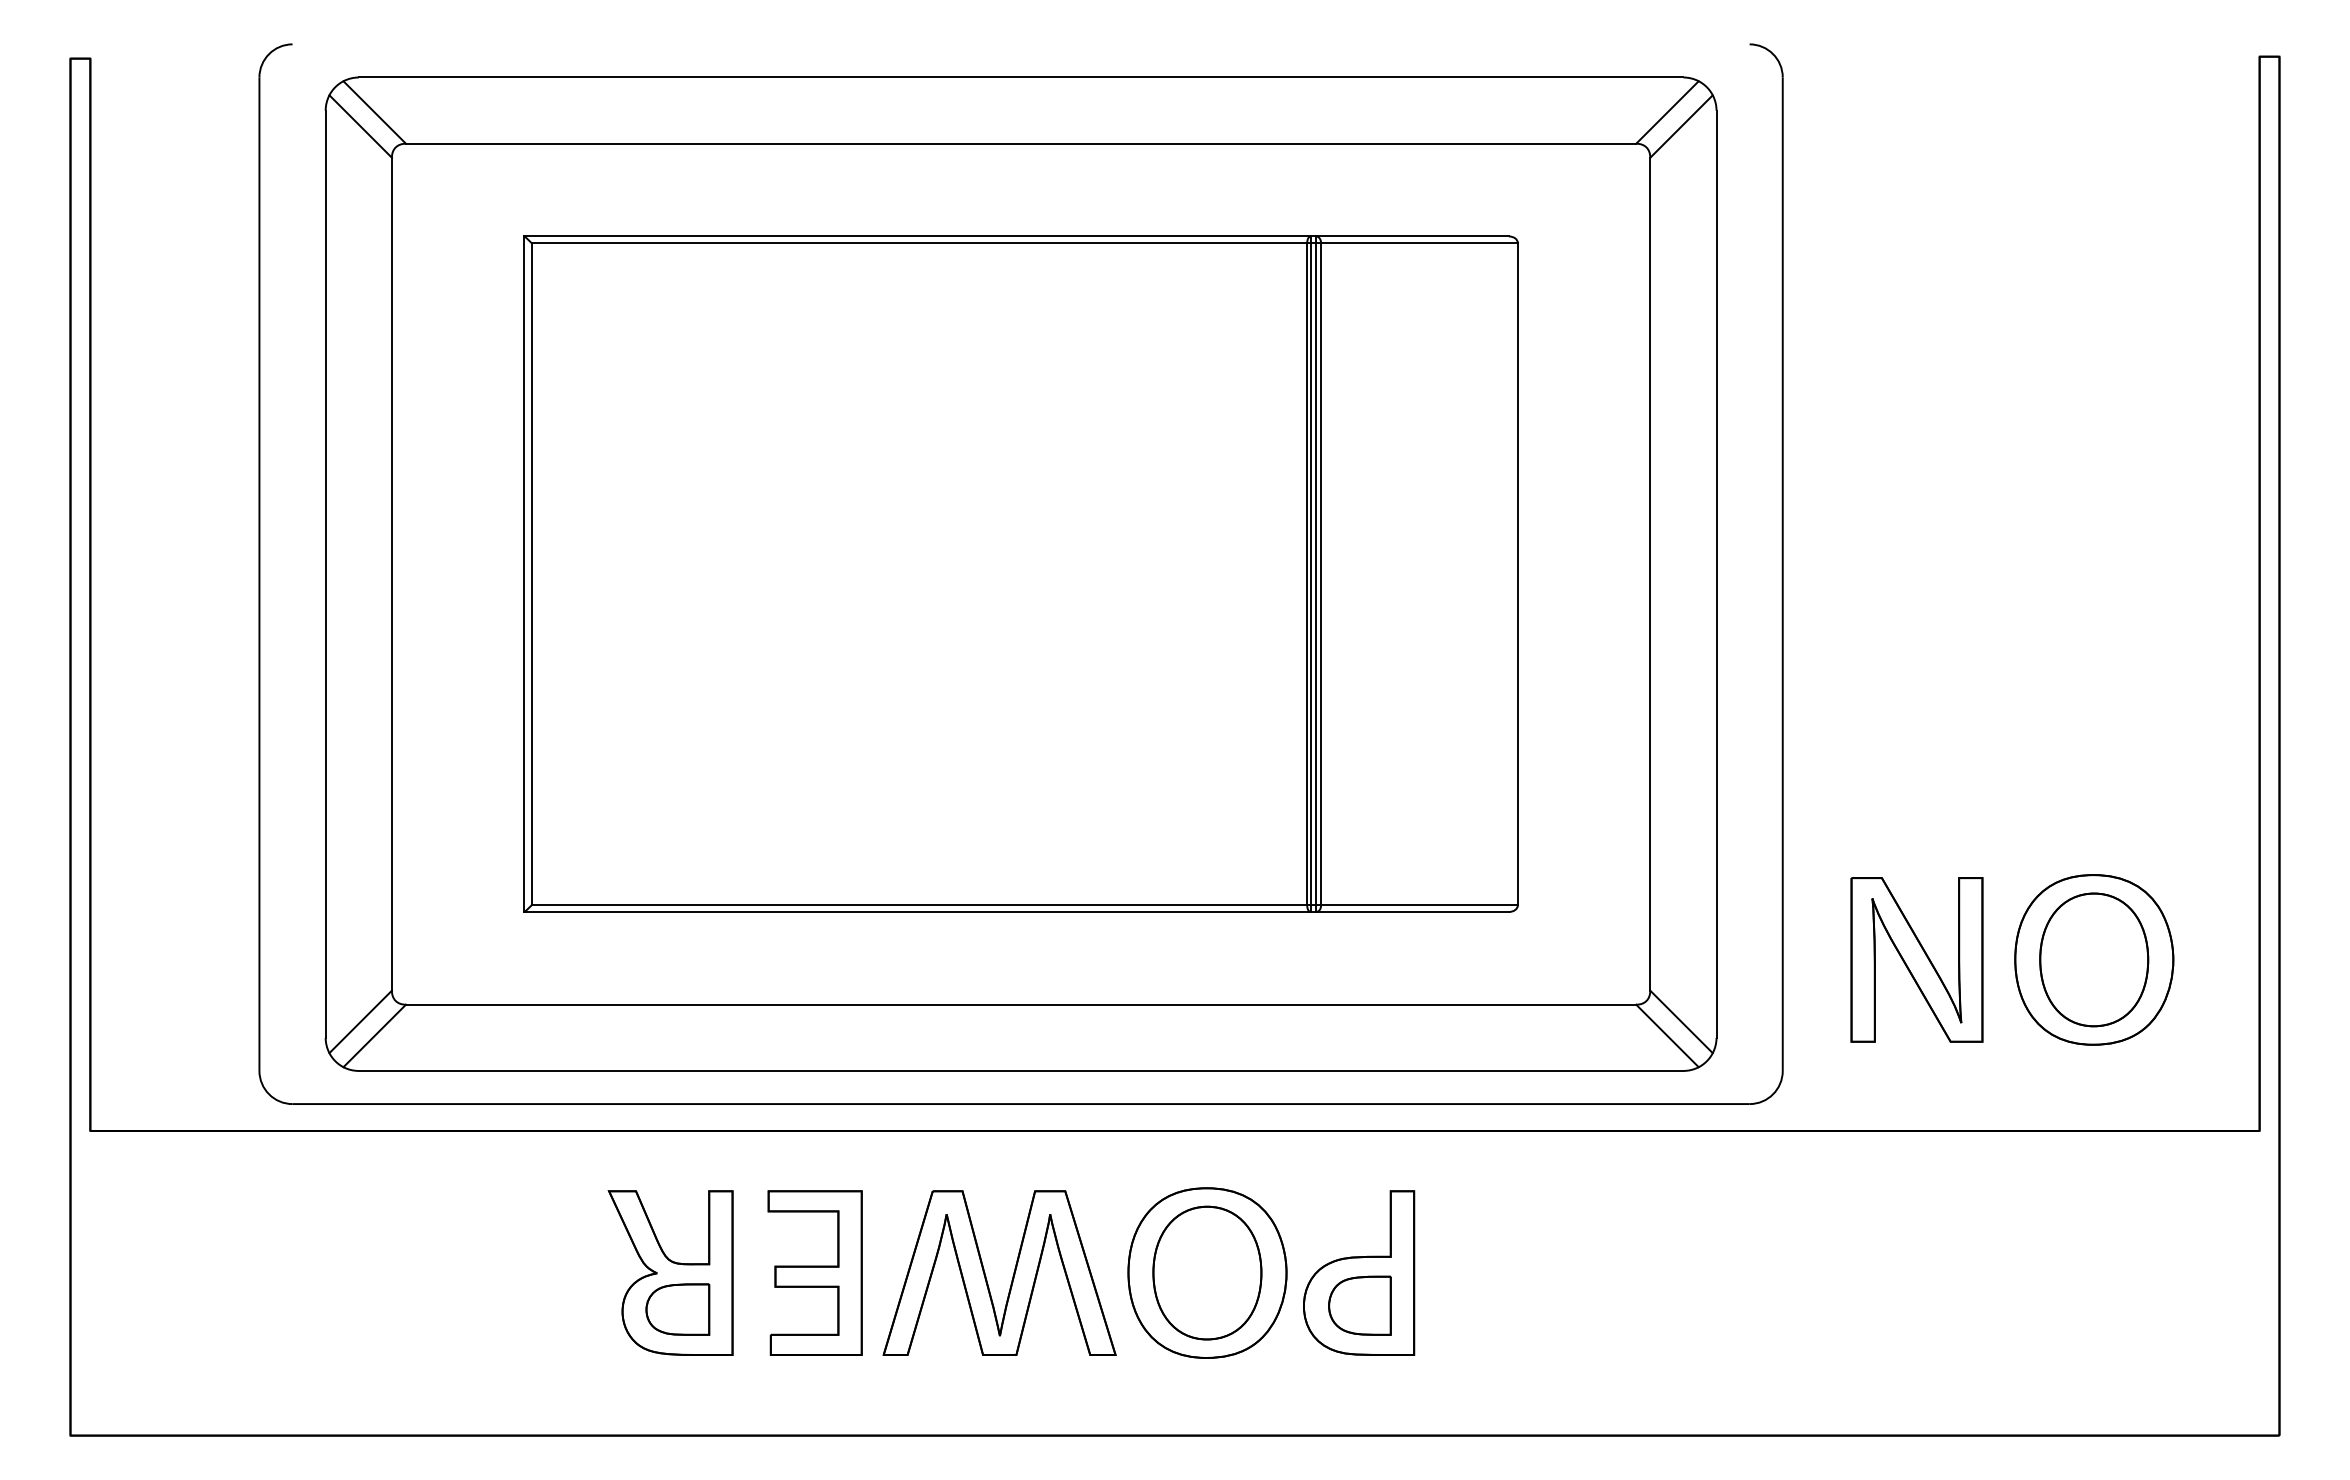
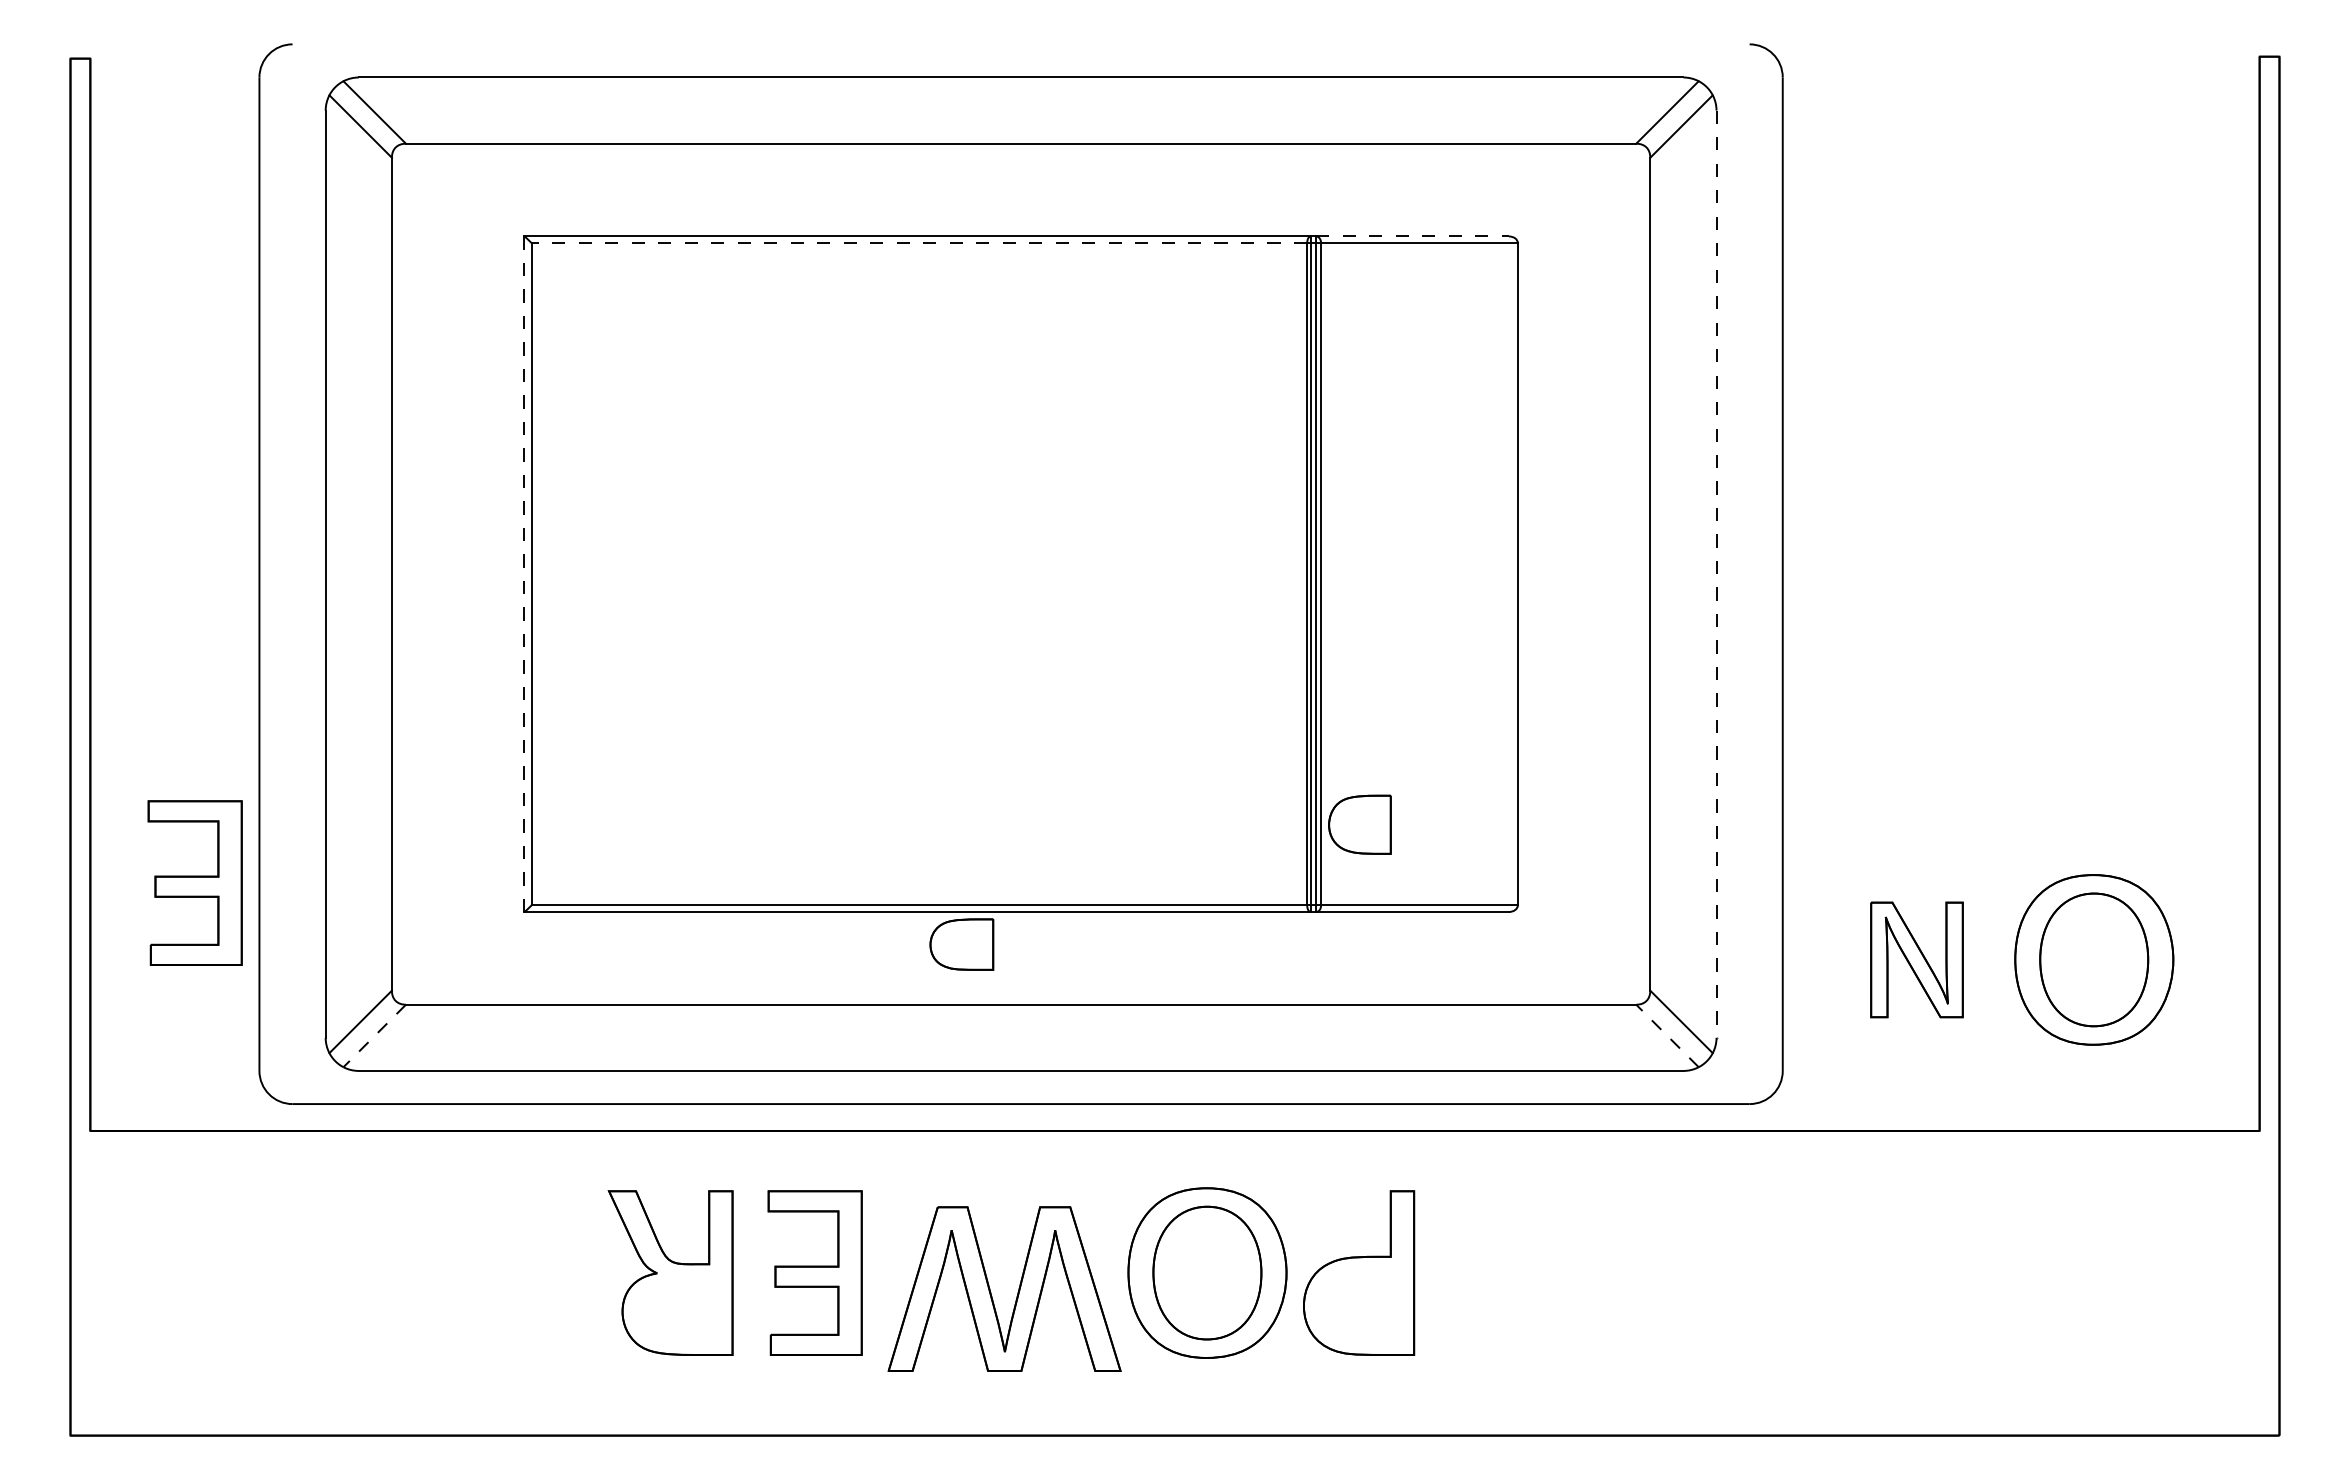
line: solid -> dashed (1413, 236)
line: solid -> dashed (919, 243)
line: solid -> dashed (524, 574)
line: solid -> dashed (1716, 574)
part: none -> present (194, 882)
part size: 134x166 px -> 94x118 px (1916, 959)
line: solid -> dashed (1667, 1035)
line: solid -> dashed (374, 1036)
part position: (986, 1276) -> (991, 1292) (991, 1292)
part position: (1359, 1305) -> (1359, 824) (1359, 824)
part position: (677, 1309) -> (961, 944) (961, 944)
